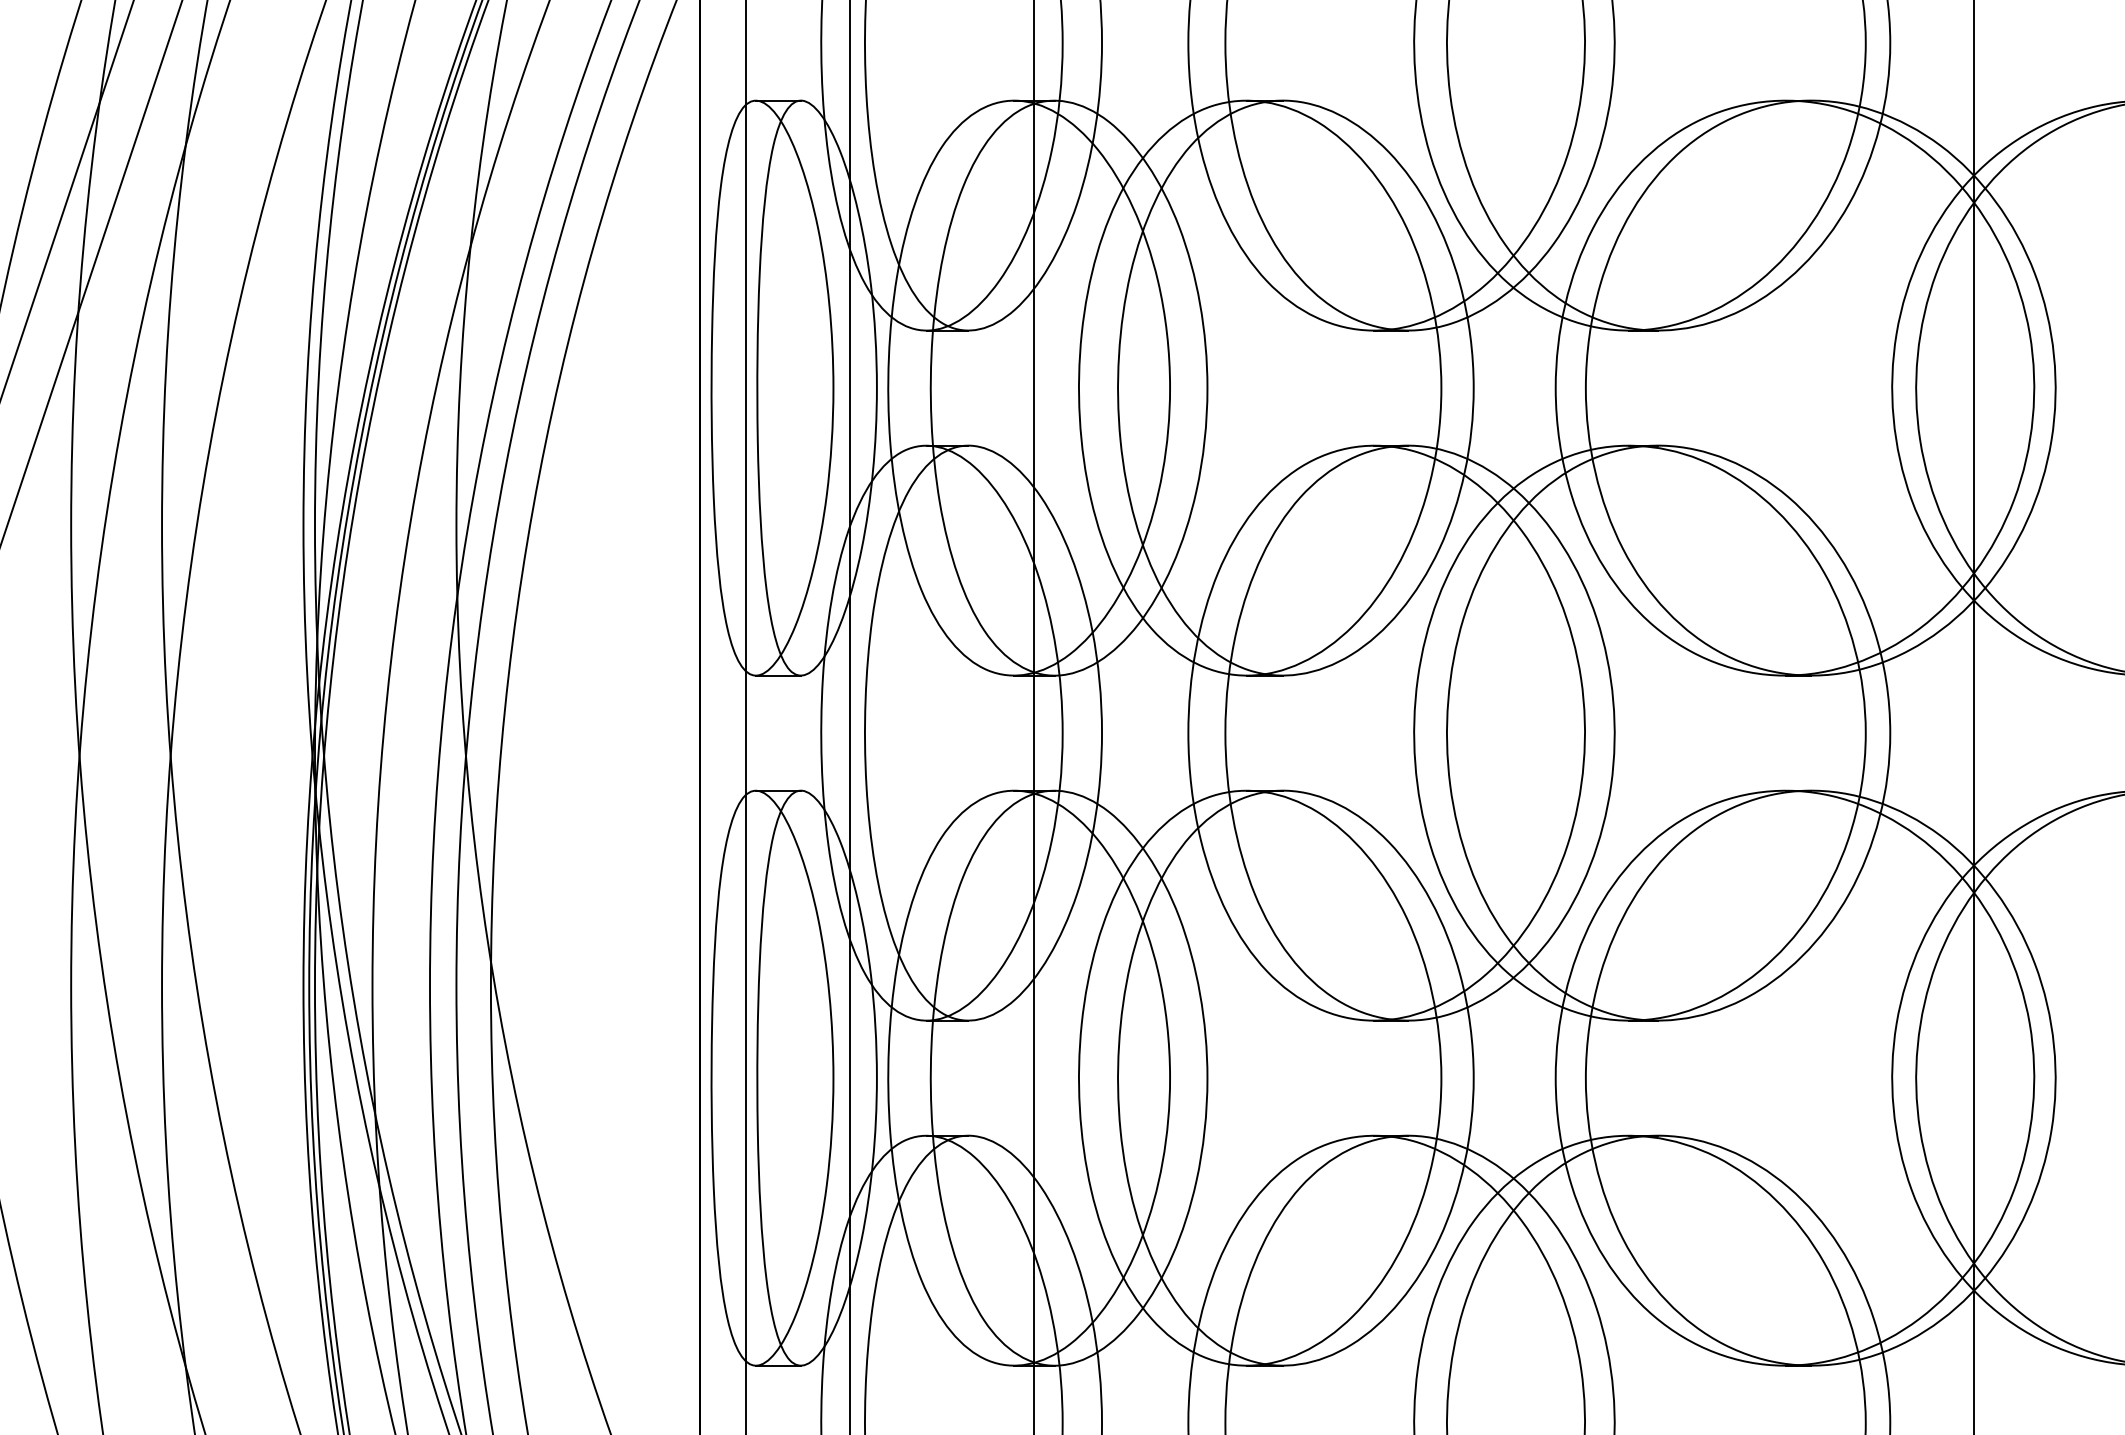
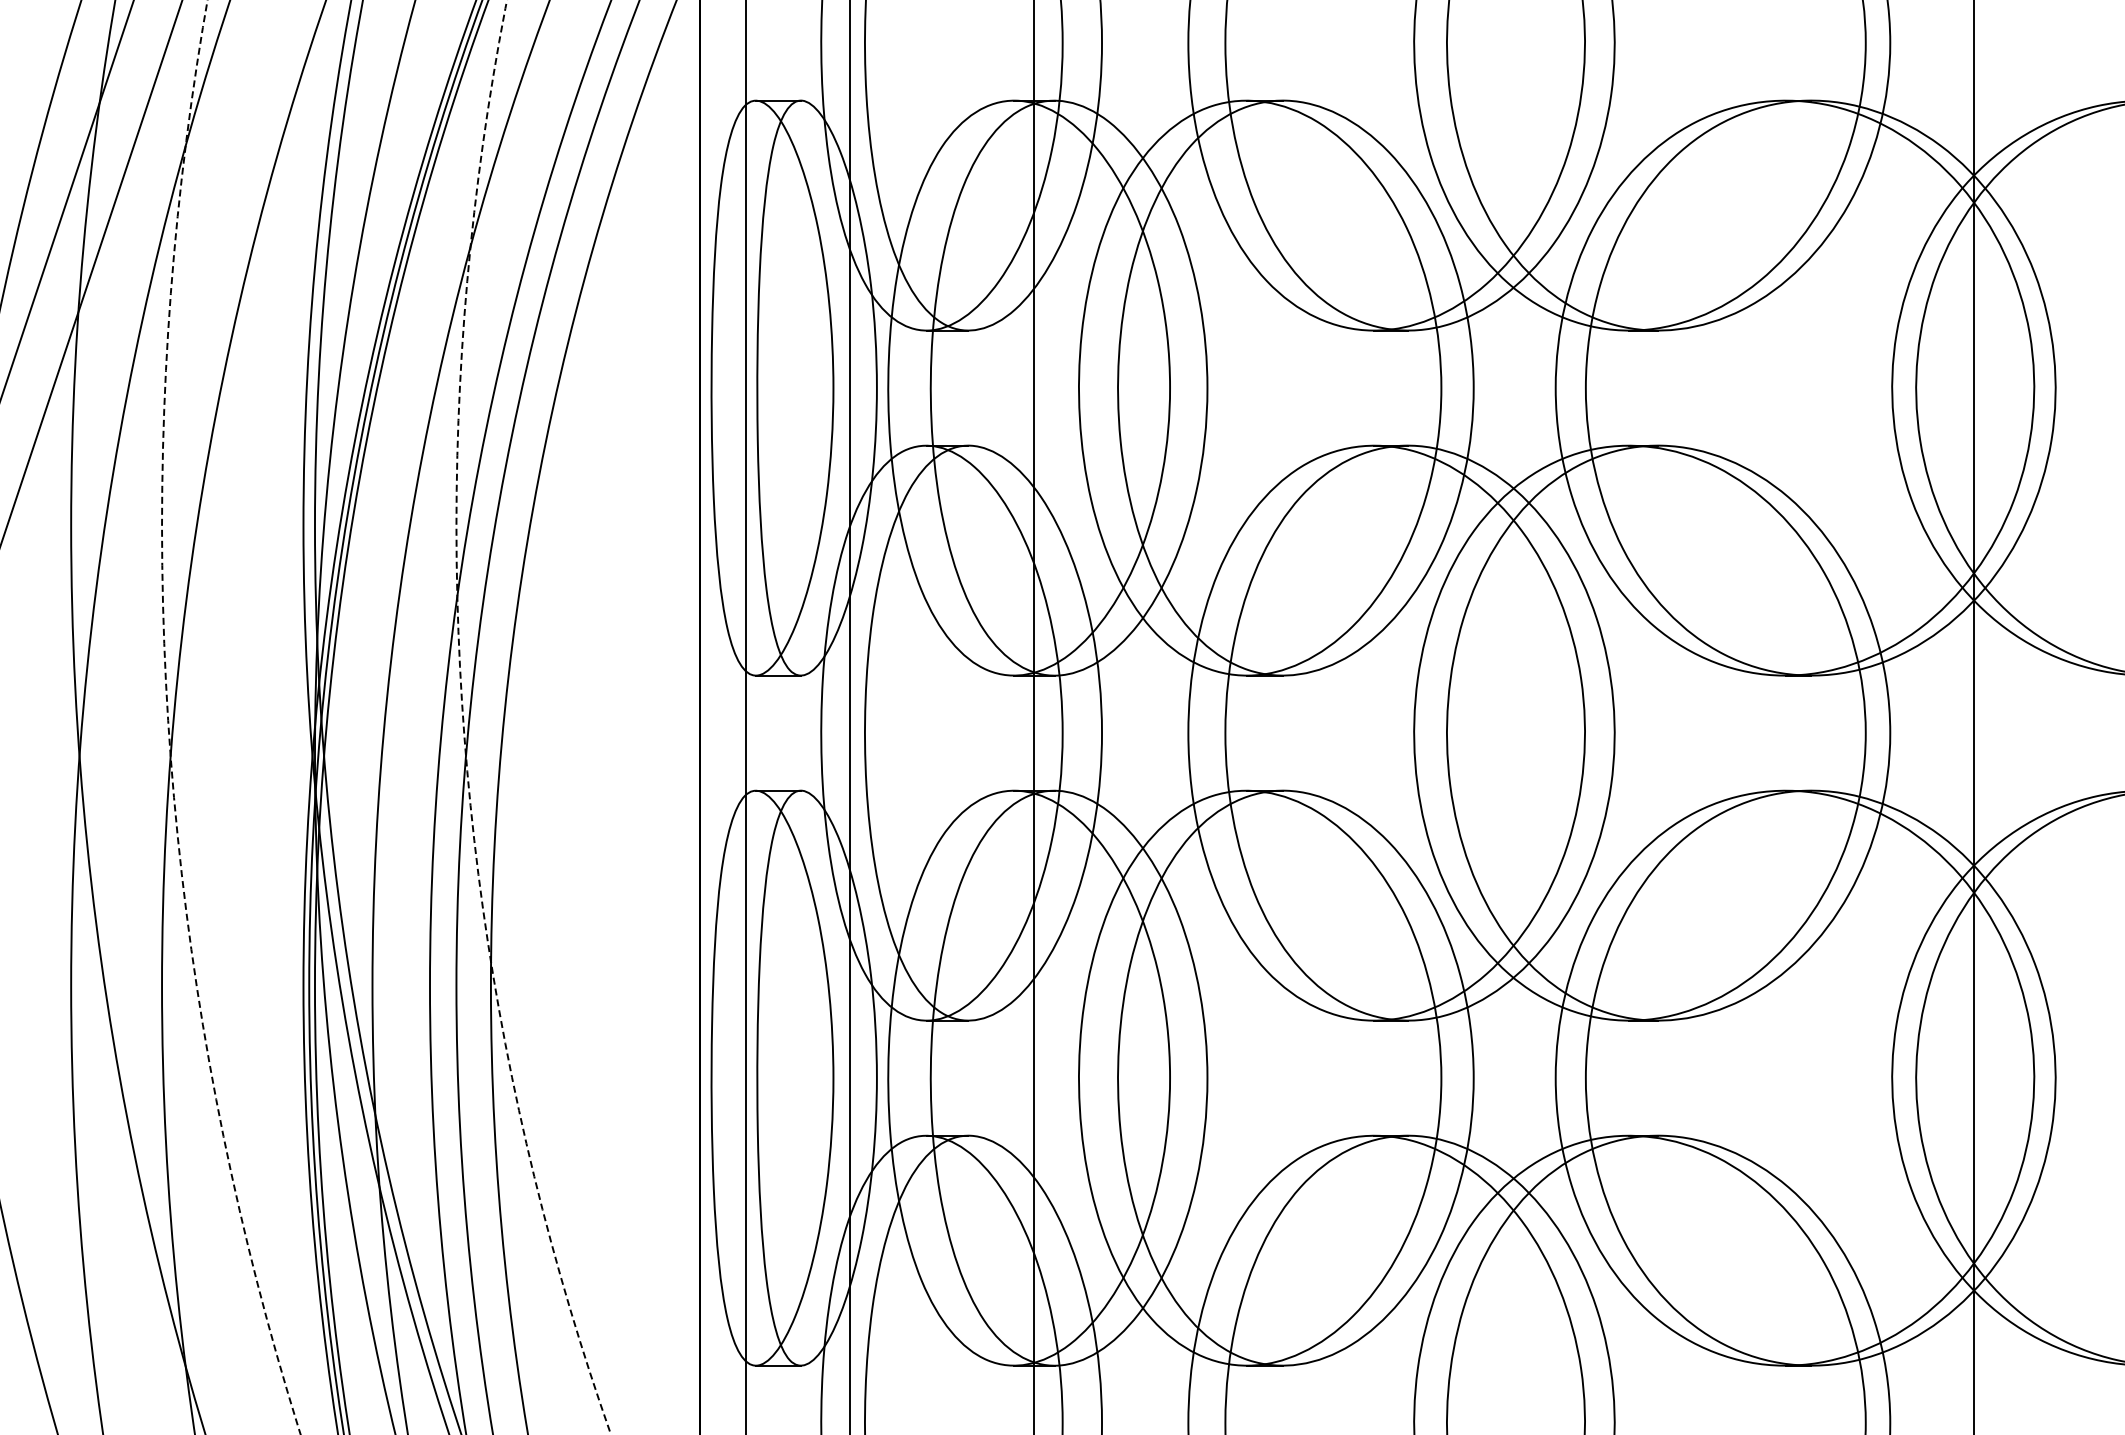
circle: solid -> dashed (231, 717)
circle: solid -> dashed (533, 717)
